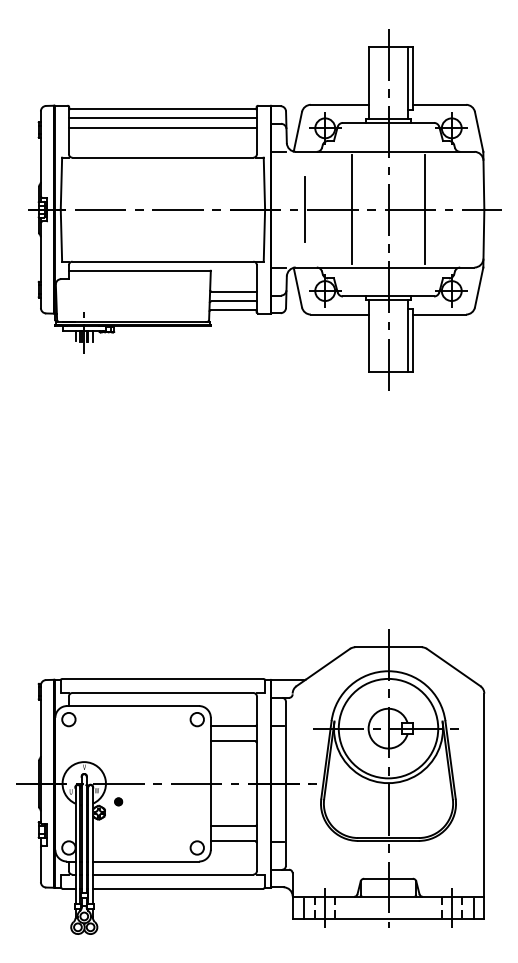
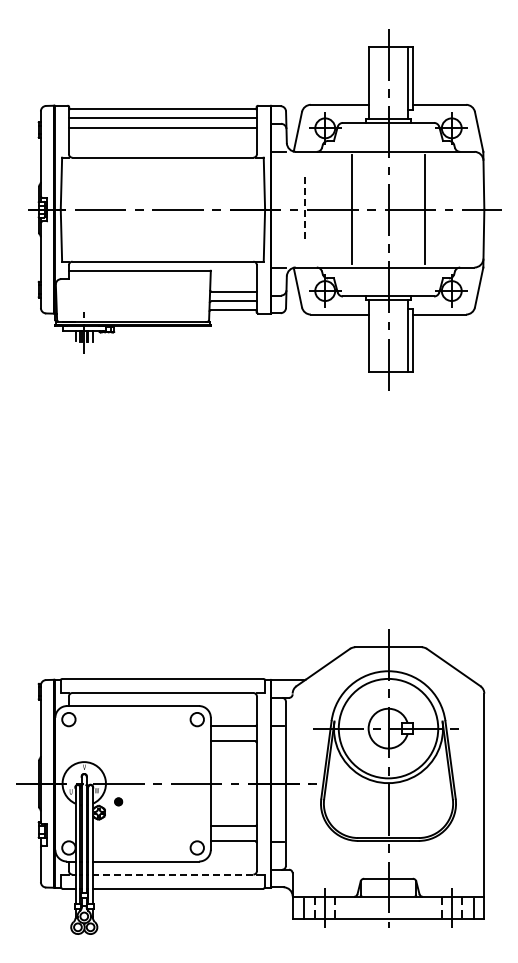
line: solid -> dashed (304, 209)
line: solid -> dashed (172, 874)
